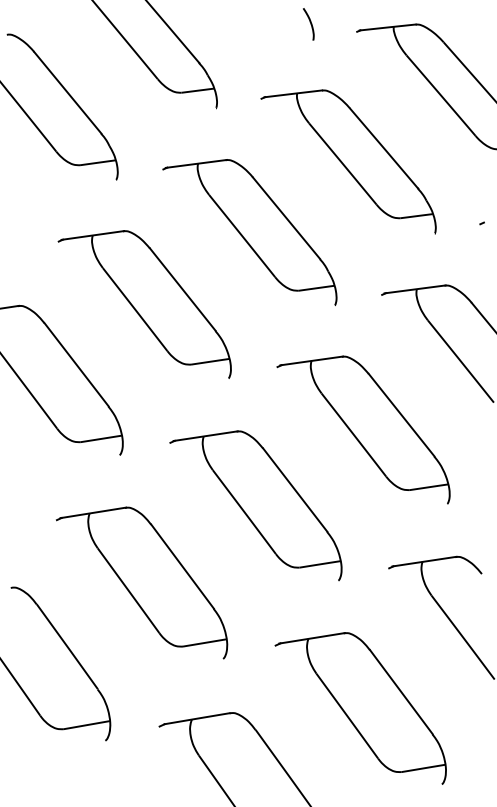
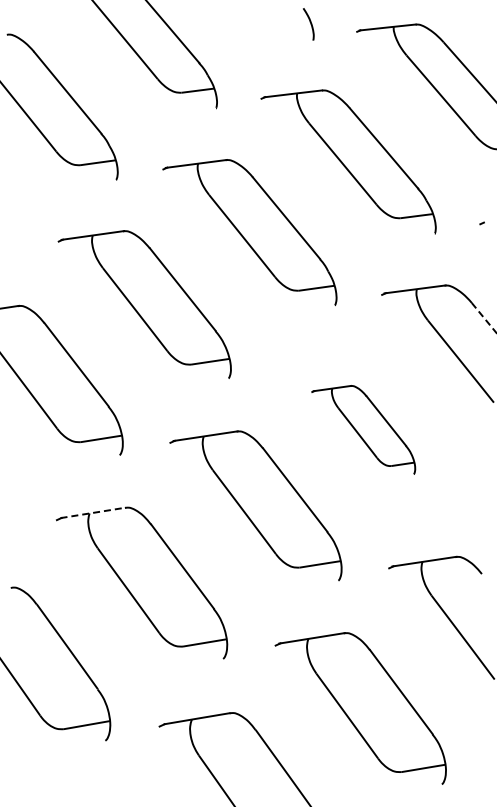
line: solid -> dashed (484, 318)
part size: 175x150 px -> 106x90 px (363, 429)
line: solid -> dashed (93, 512)
